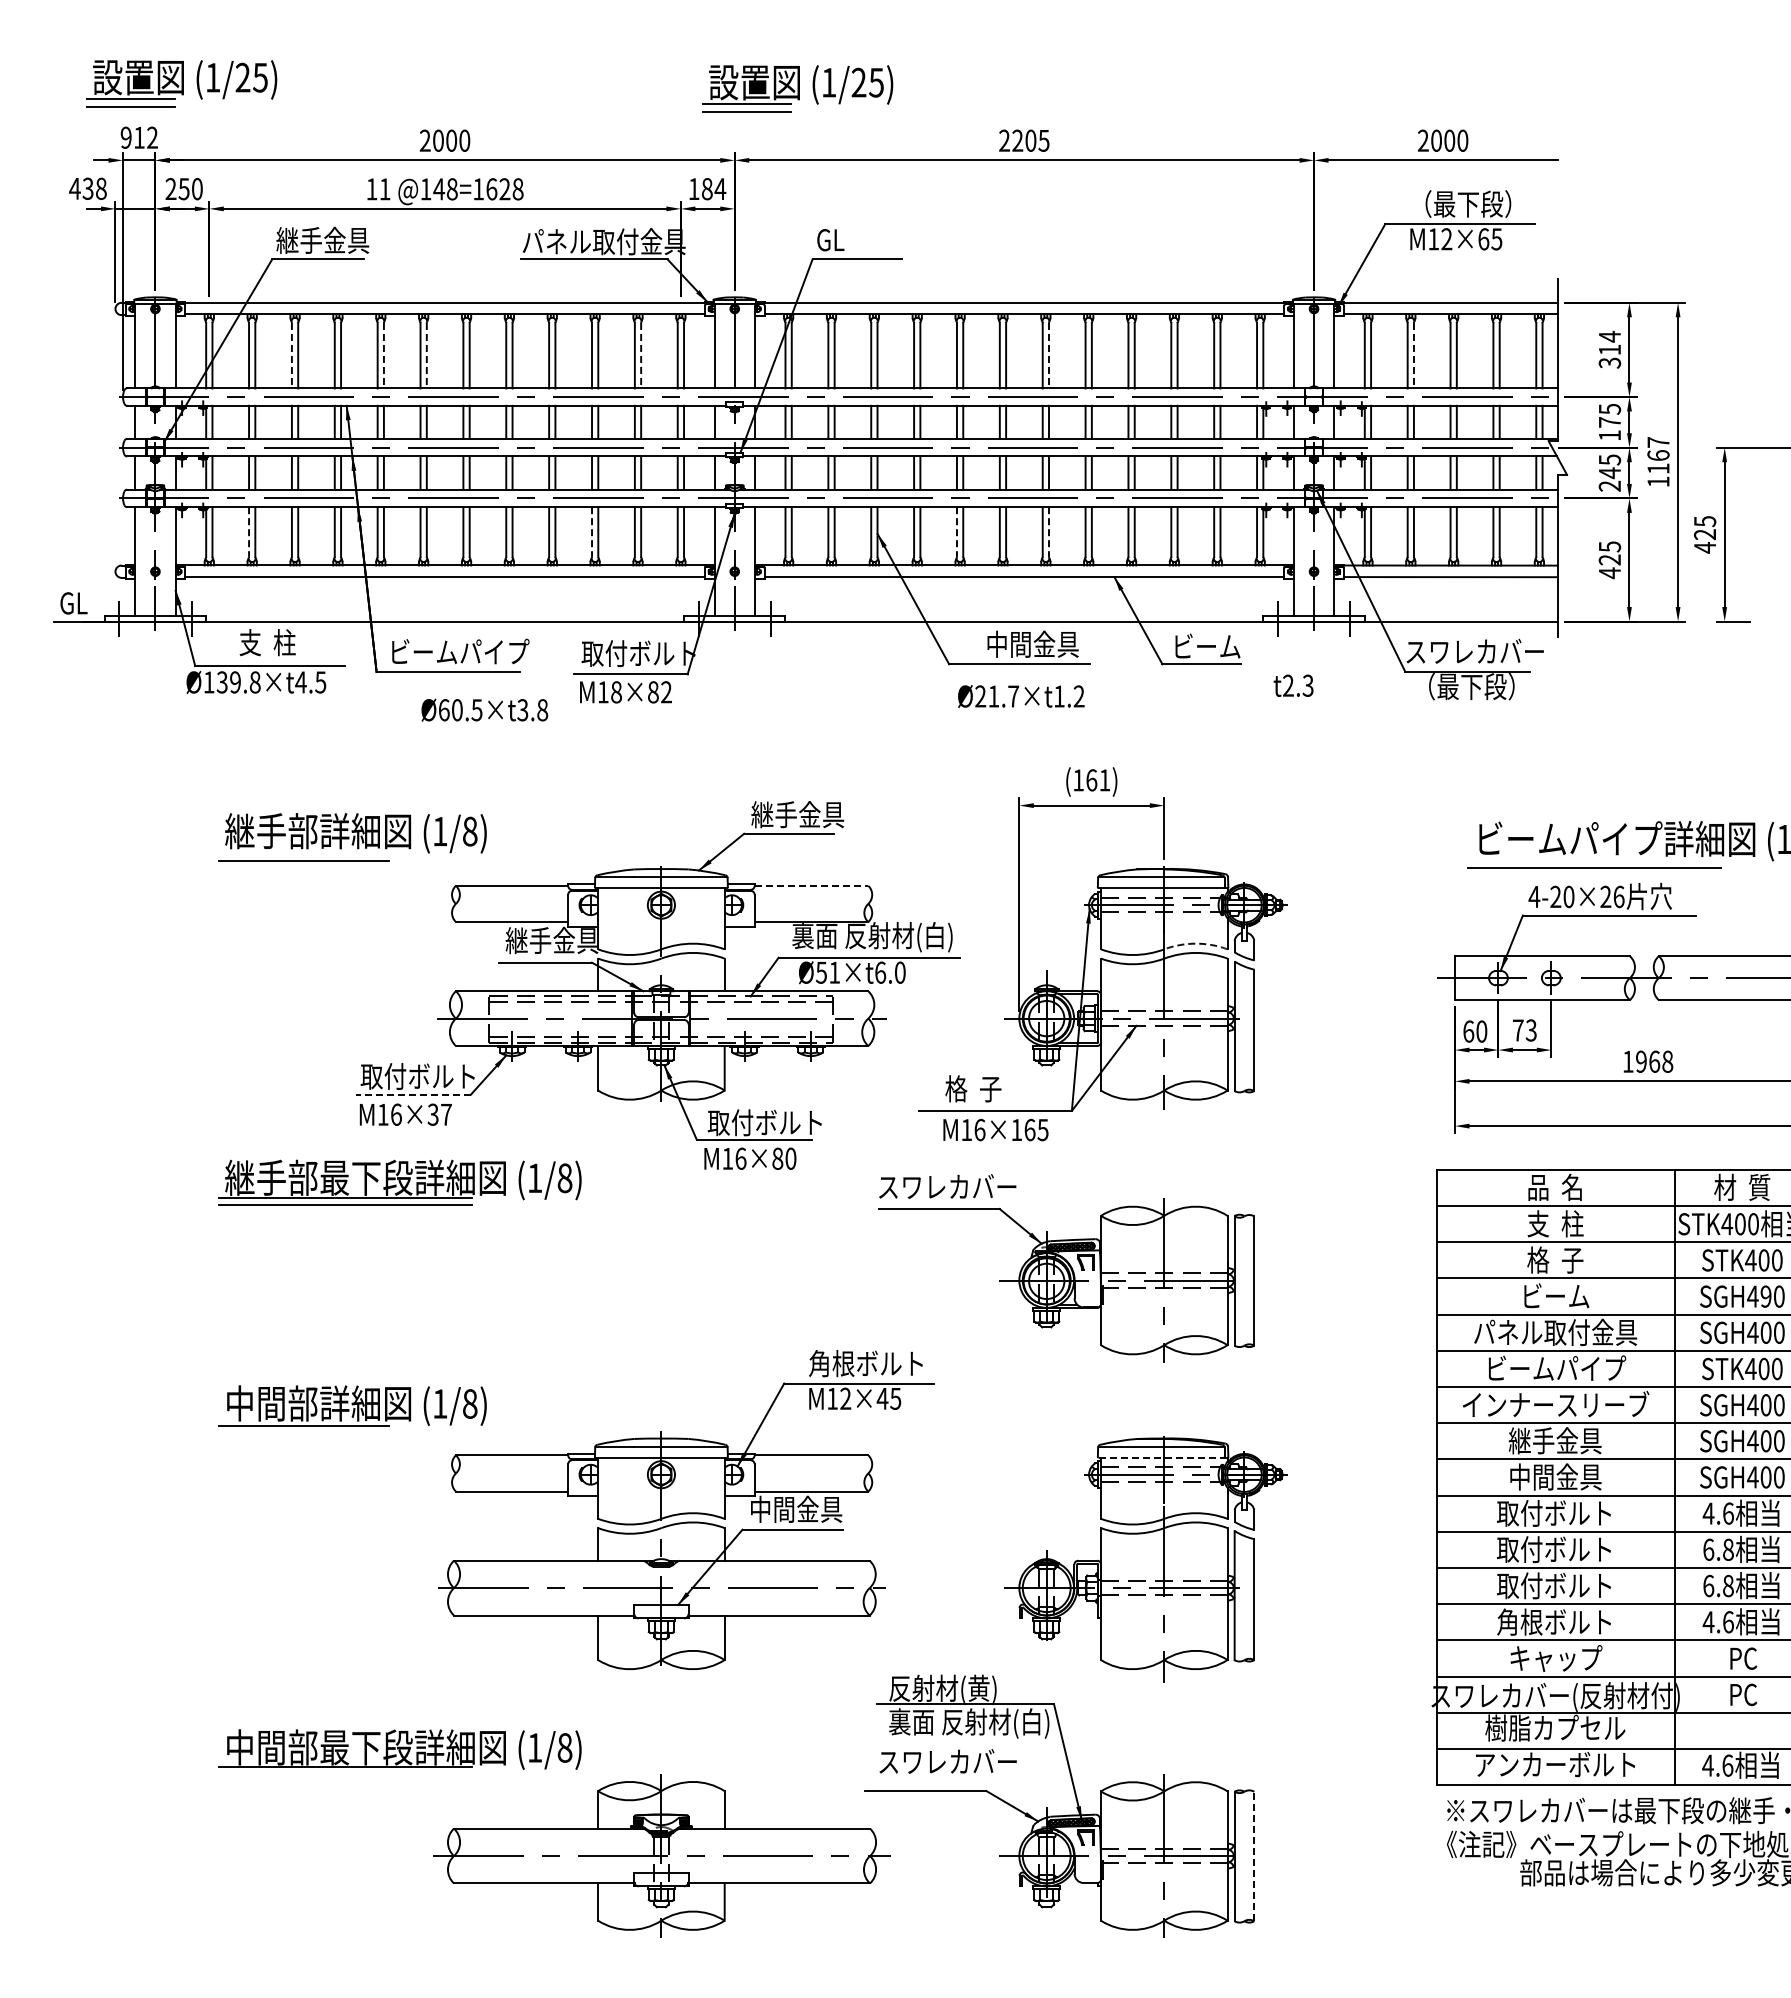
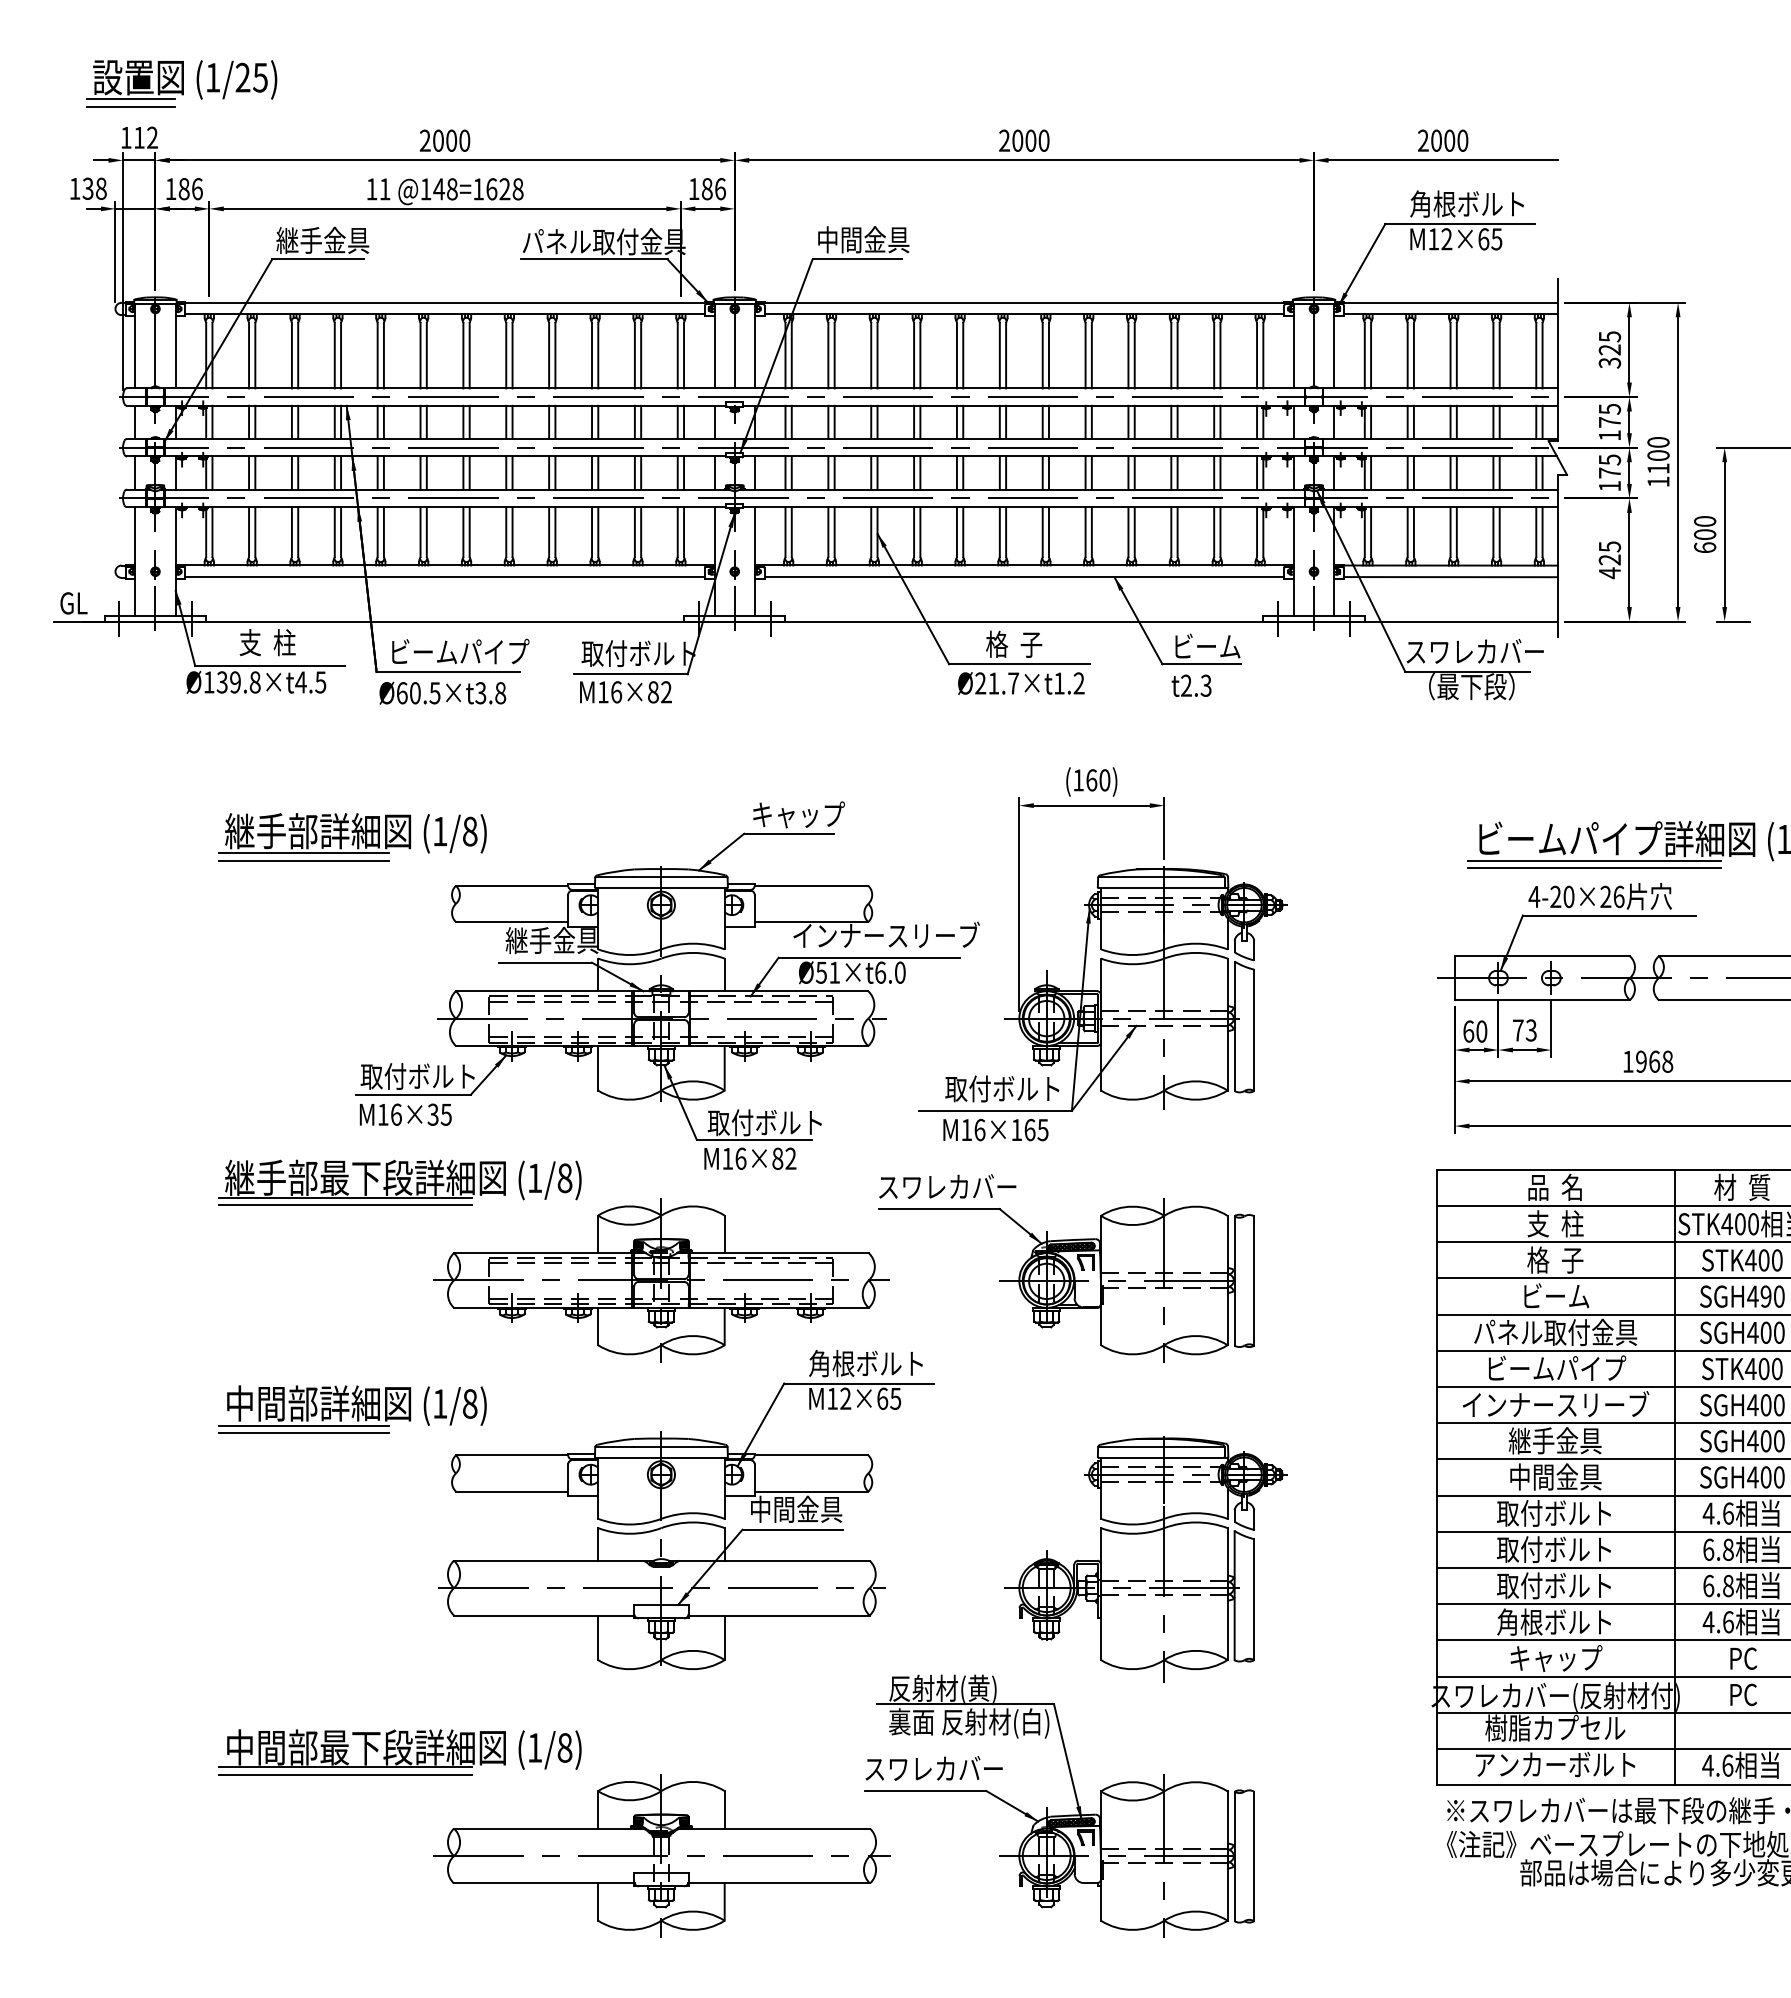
part: present -> none (797, 88)
text: 912 -> 112 (125, 137)
text: 2205 -> 2000 (1030, 140)
text: 438 -> 138 (74, 188)
text: 250 -> 186 (183, 189)
text: 184 -> 186 (720, 189)
text: （最下段） -> 角根ボルト (1466, 203)
text: GL -> 中間金具 (863, 239)
text: 314 -> 325 (1609, 343)
line: dashed -> solid (291, 355)
line: dashed -> solid (383, 355)
line: dashed -> solid (426, 355)
line: dashed -> solid (641, 355)
line: dashed -> solid (1048, 355)
line: dashed -> solid (1413, 355)
text: 1167 -> 1100 (1658, 448)
text: 245 -> 175 (1609, 479)
line: dashed -> solid (249, 532)
line: dashed -> solid (592, 532)
line: dashed -> solid (956, 532)
line: dashed -> solid (1049, 532)
text: 425 -> 600 (1705, 534)
text: 中間金具 -> 格  子 (1032, 643)
text position: (1293, 685) -> (1191, 685) (1191, 685)
text: M18×82 -> M16×82 (616, 692)
text position: (1021, 696) -> (1021, 683) (1021, 683)
text position: (484, 709) -> (442, 692) (442, 692)
text: (161) -> (160) (1104, 780)
text: 継手金具 -> キャップ (797, 814)
line: none -> present (303, 853)
line: none -> present (1594, 861)
line: dashed -> solid (811, 885)
text: 裏面 反射材(白) -> インナースリーブ (885, 936)
arc: dashed -> solid (1195, 943)
text: 格  子 -> 取付ボルト (1002, 1088)
line: dashed -> solid (413, 1094)
text: M16×37 -> M16×35 (445, 1114)
text: M16×80 -> M16×82 (790, 1158)
part: none -> present (661, 1280)
text: M12×45 -> M12×65 (882, 1398)
line: none -> present (303, 1432)
line: dashed -> solid (1163, 1457)
text position: (947, 1761) -> (933, 1768) (933, 1768)
line: none -> present (345, 1774)
line: dashed -> solid (1254, 1856)
